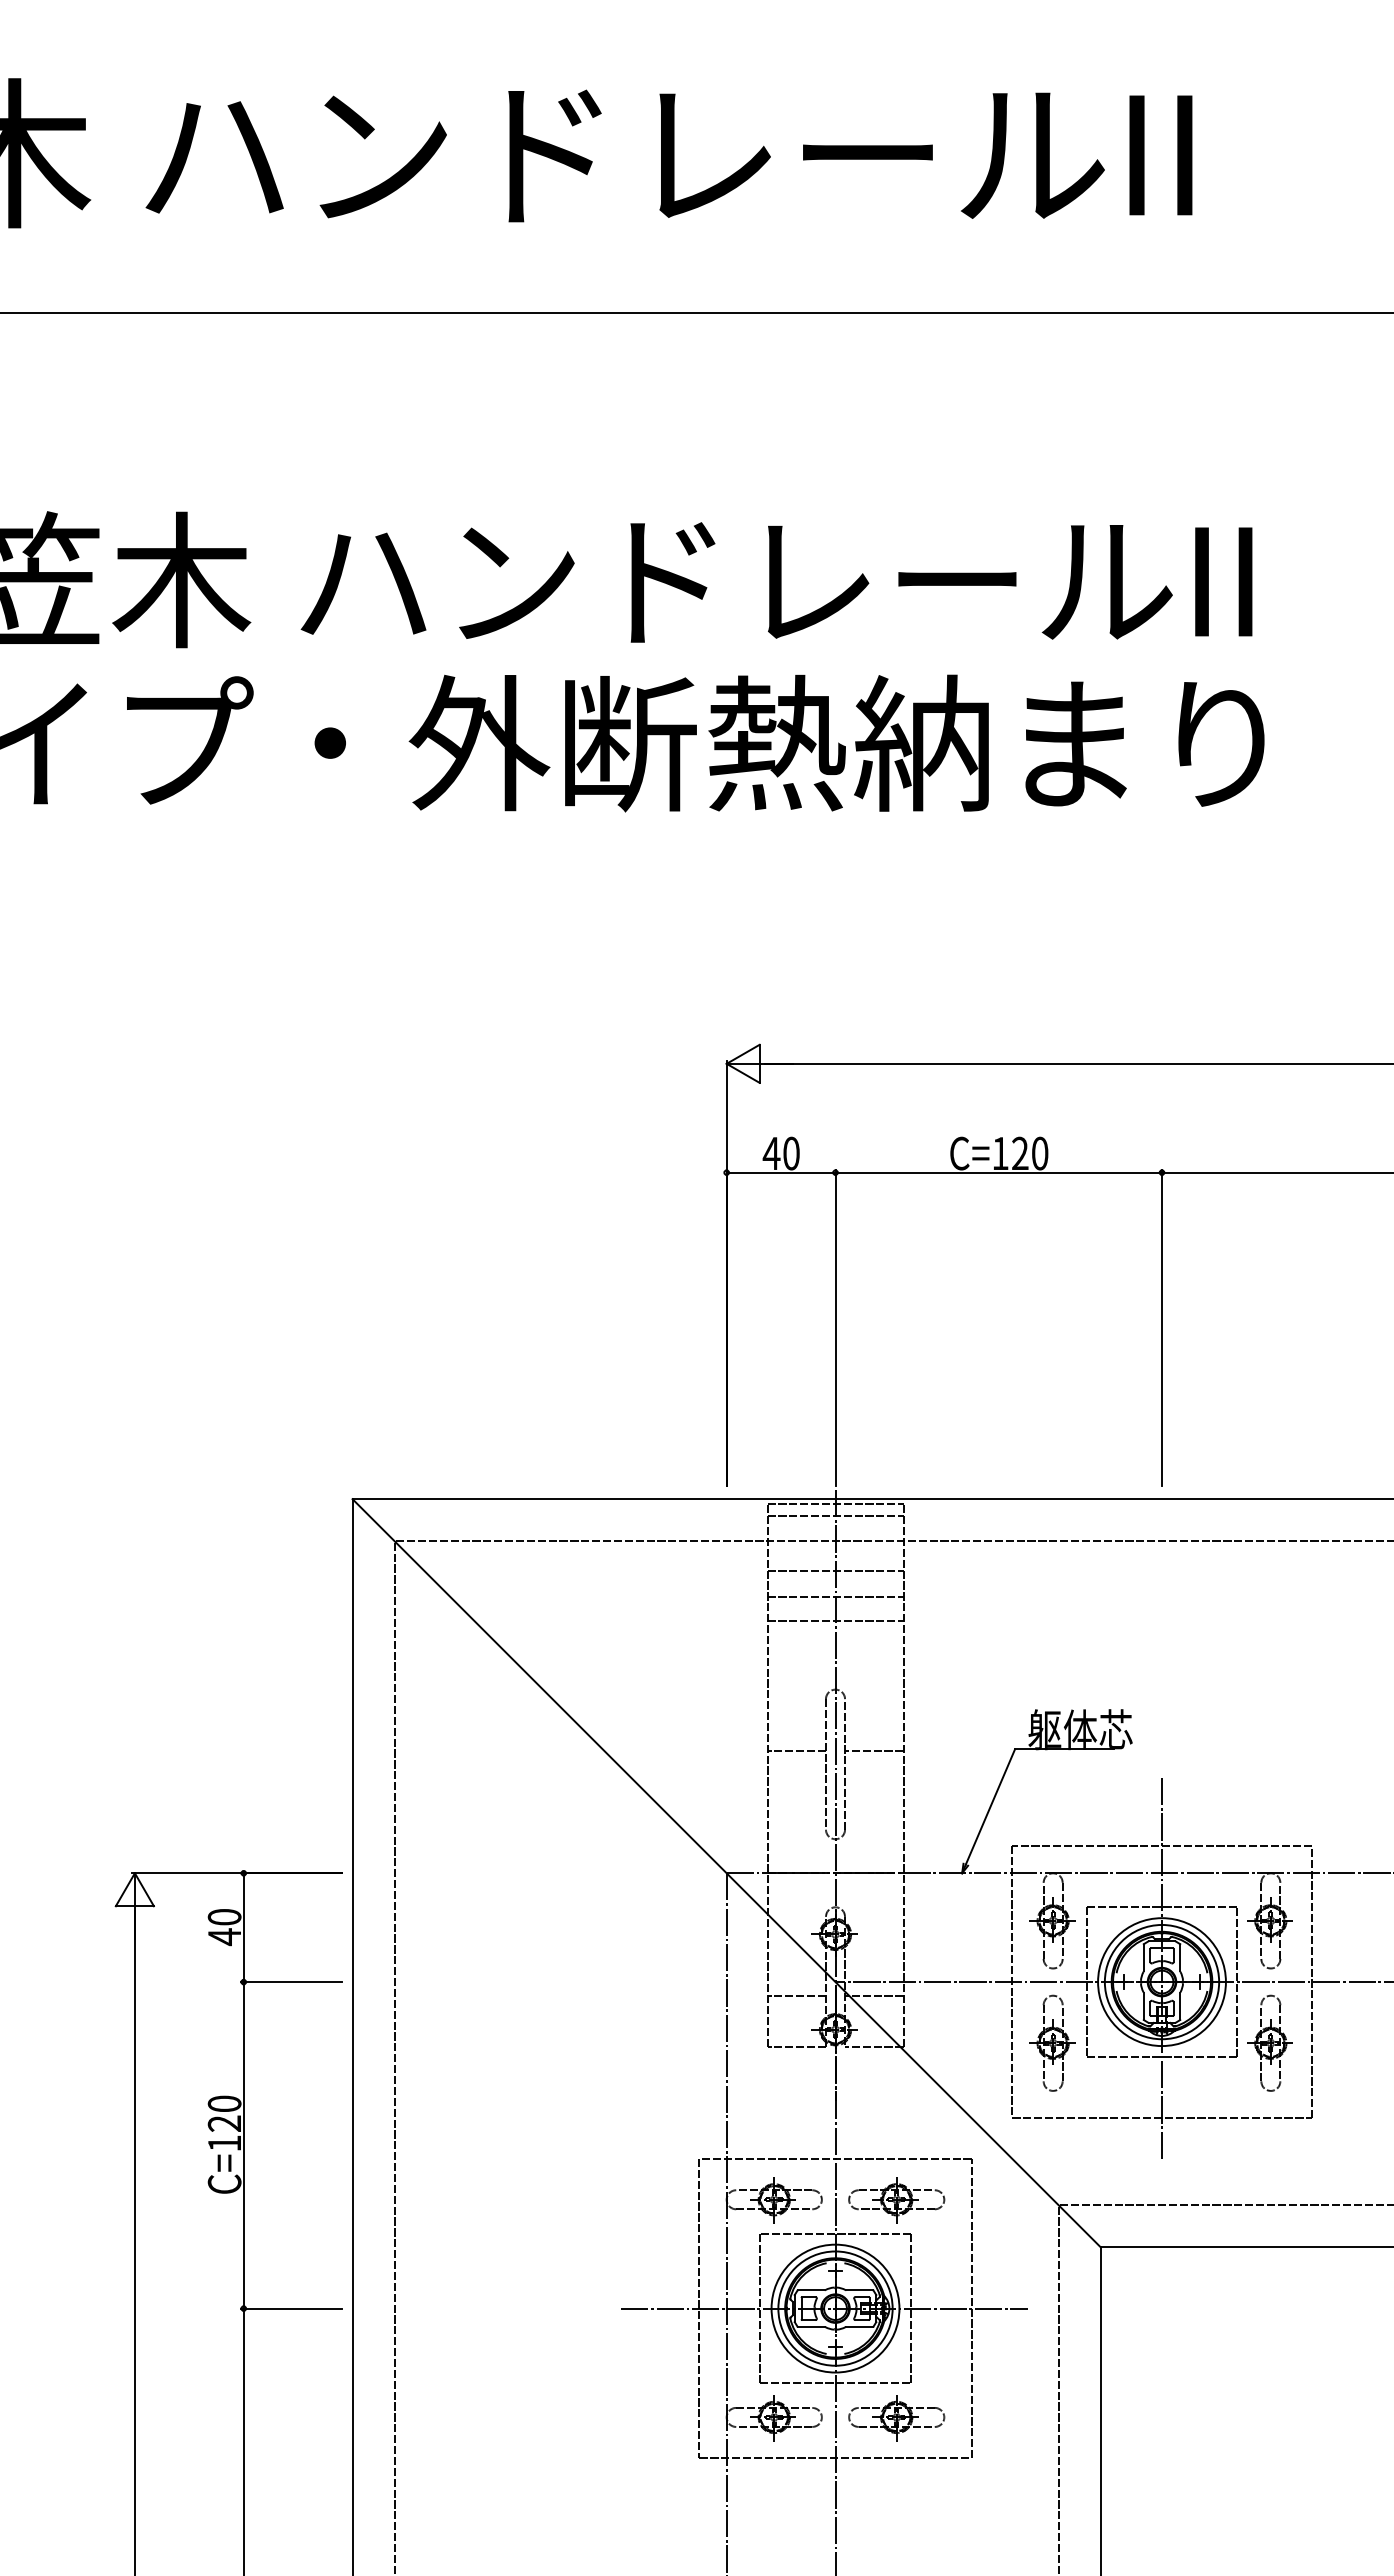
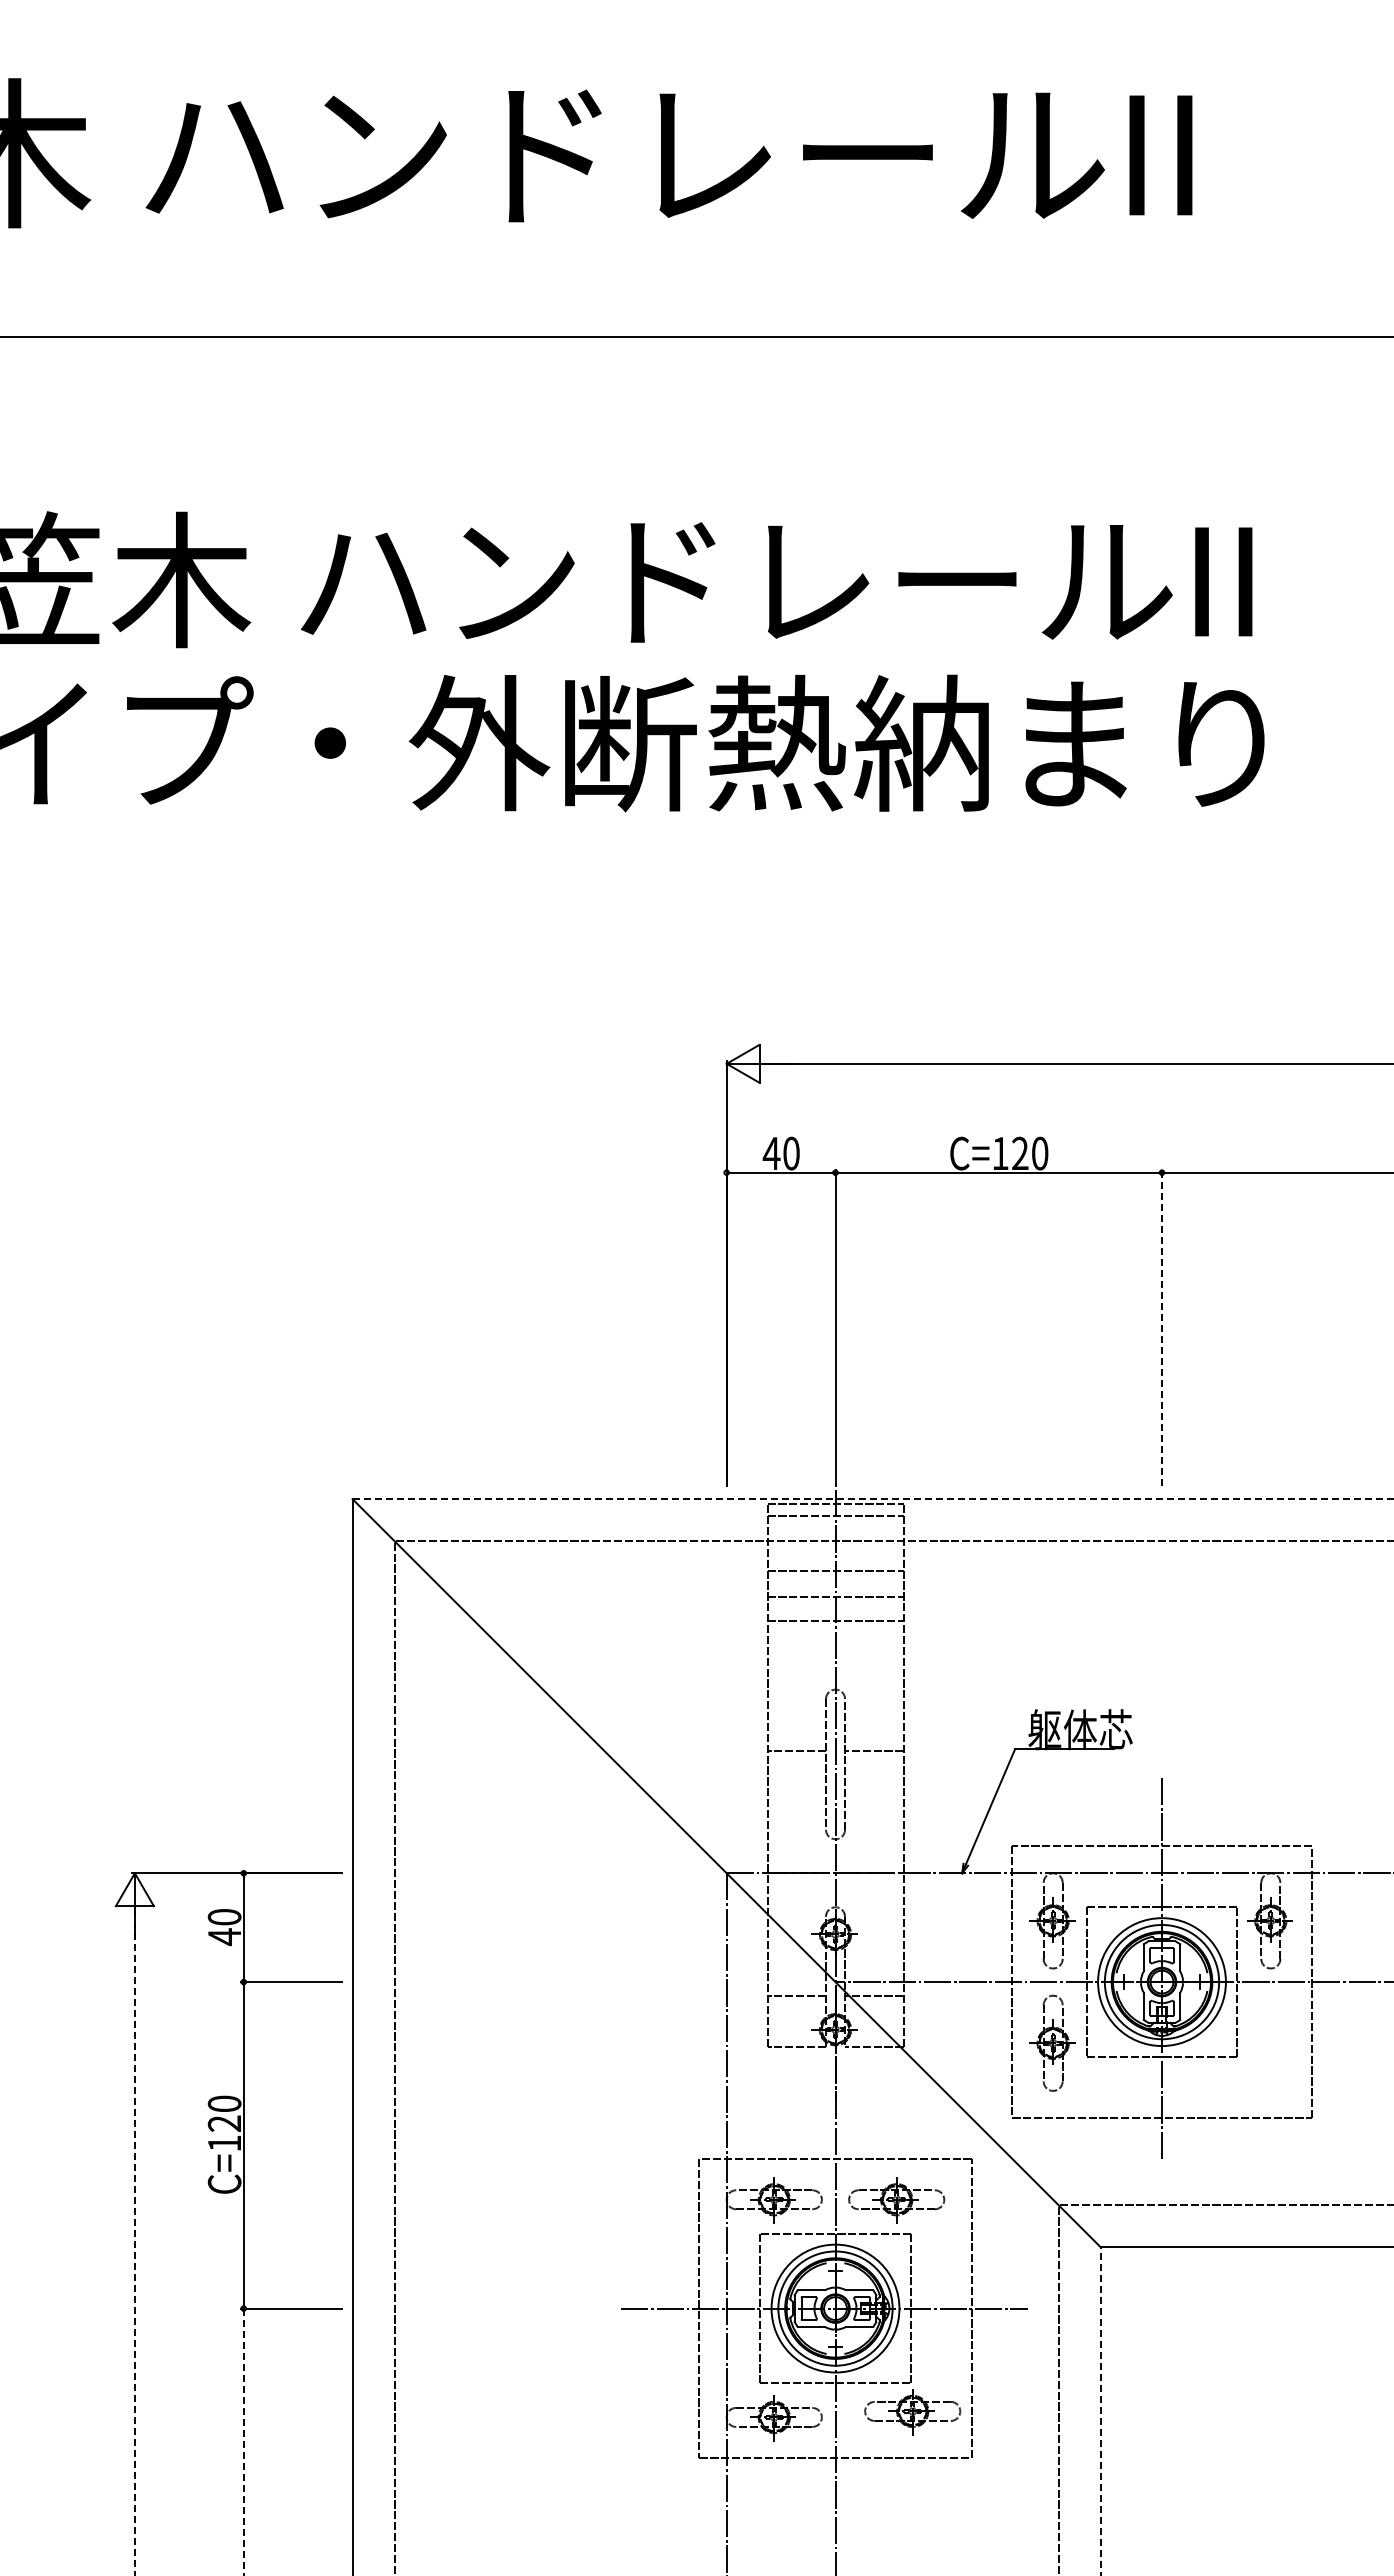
line position: (696, 313) -> (696, 337) (696, 337)
line: solid -> dashed (1162, 1327)
line: solid -> dashed (872, 1499)
part: present -> none (1269, 2042)
line: solid -> dashed (134, 2243)
line: solid -> dashed (1100, 2411)
part position: (896, 2418) -> (912, 2412) (912, 2412)
line: solid -> dashed (243, 2442)
